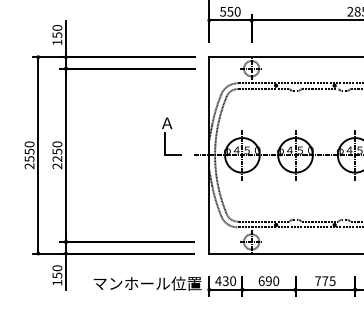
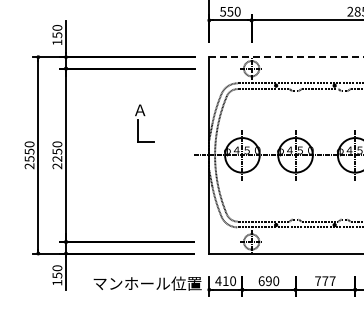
line: solid -> dashed (287, 57)
part position: (171, 136) -> (144, 123) (144, 123)
text: 430 -> 410 (225, 281)
text: 775 -> 777 (332, 281)
